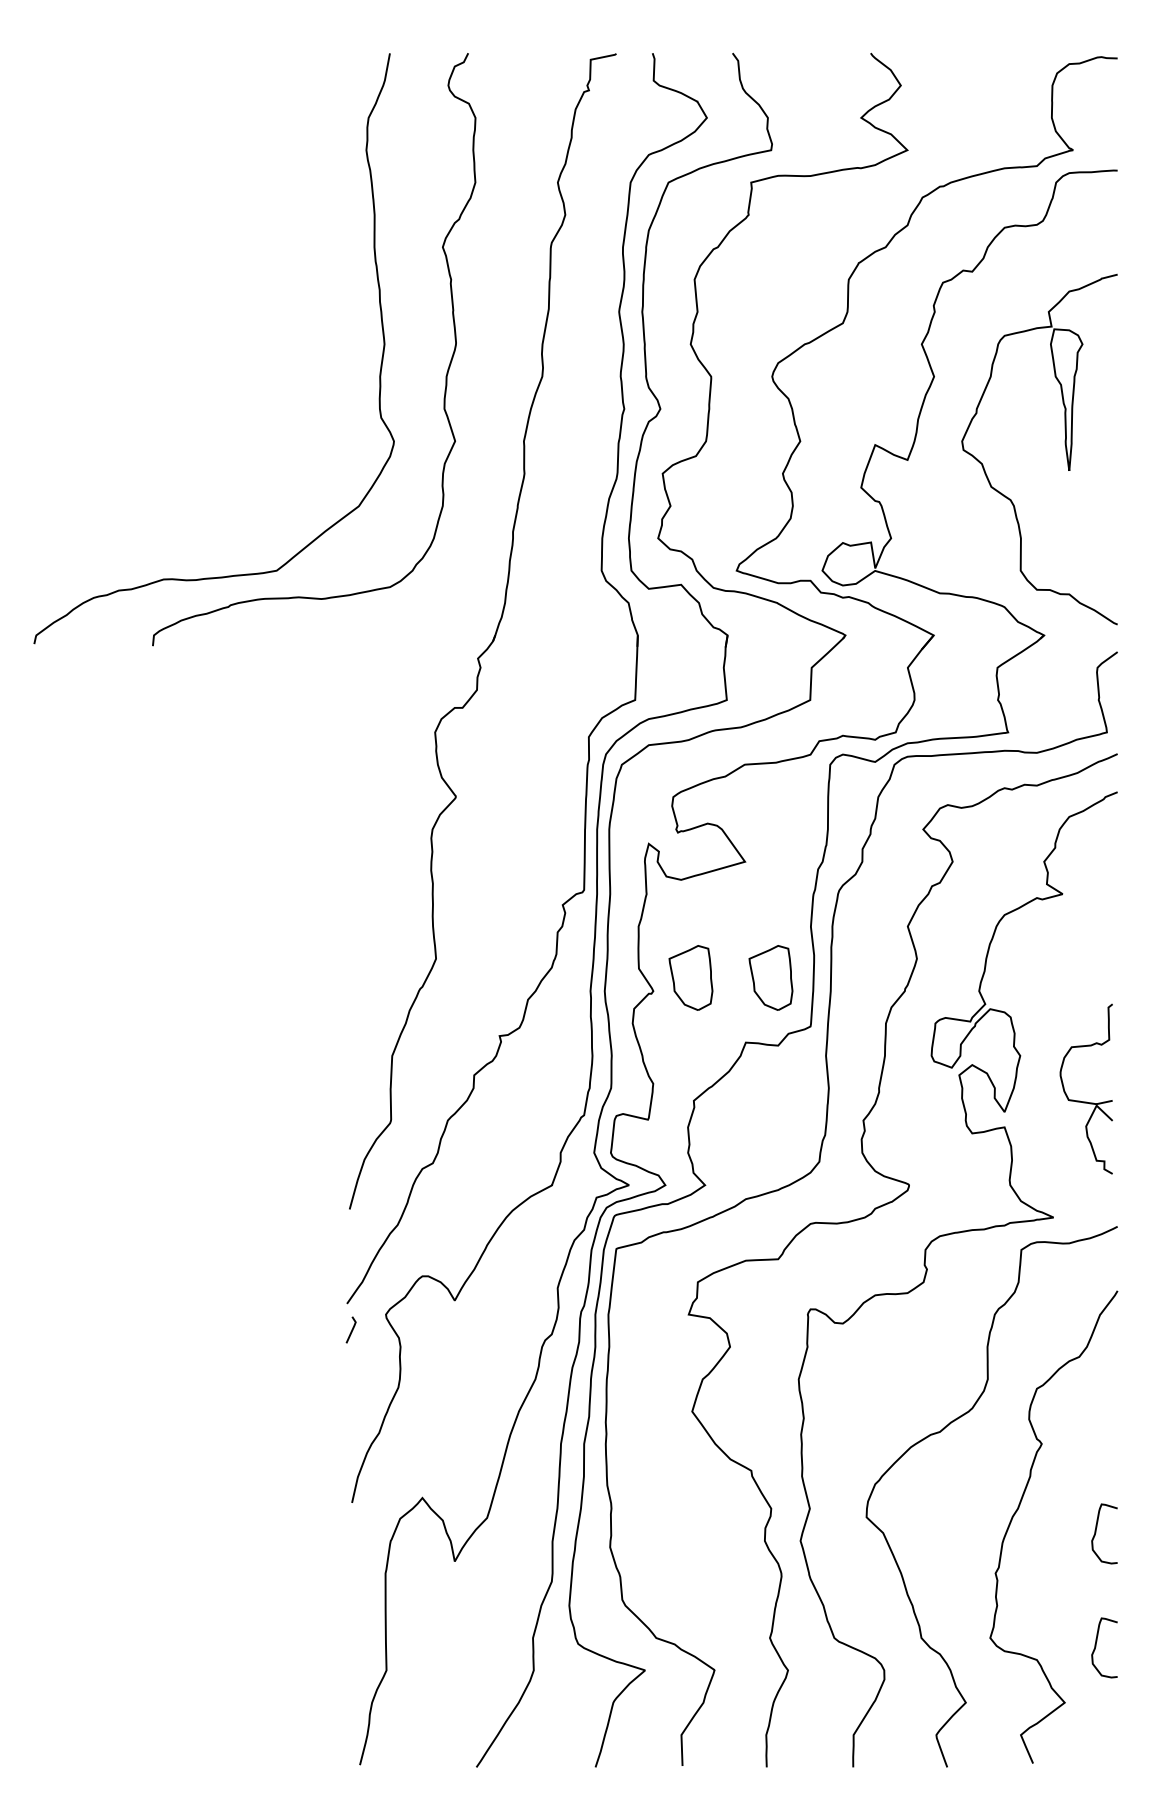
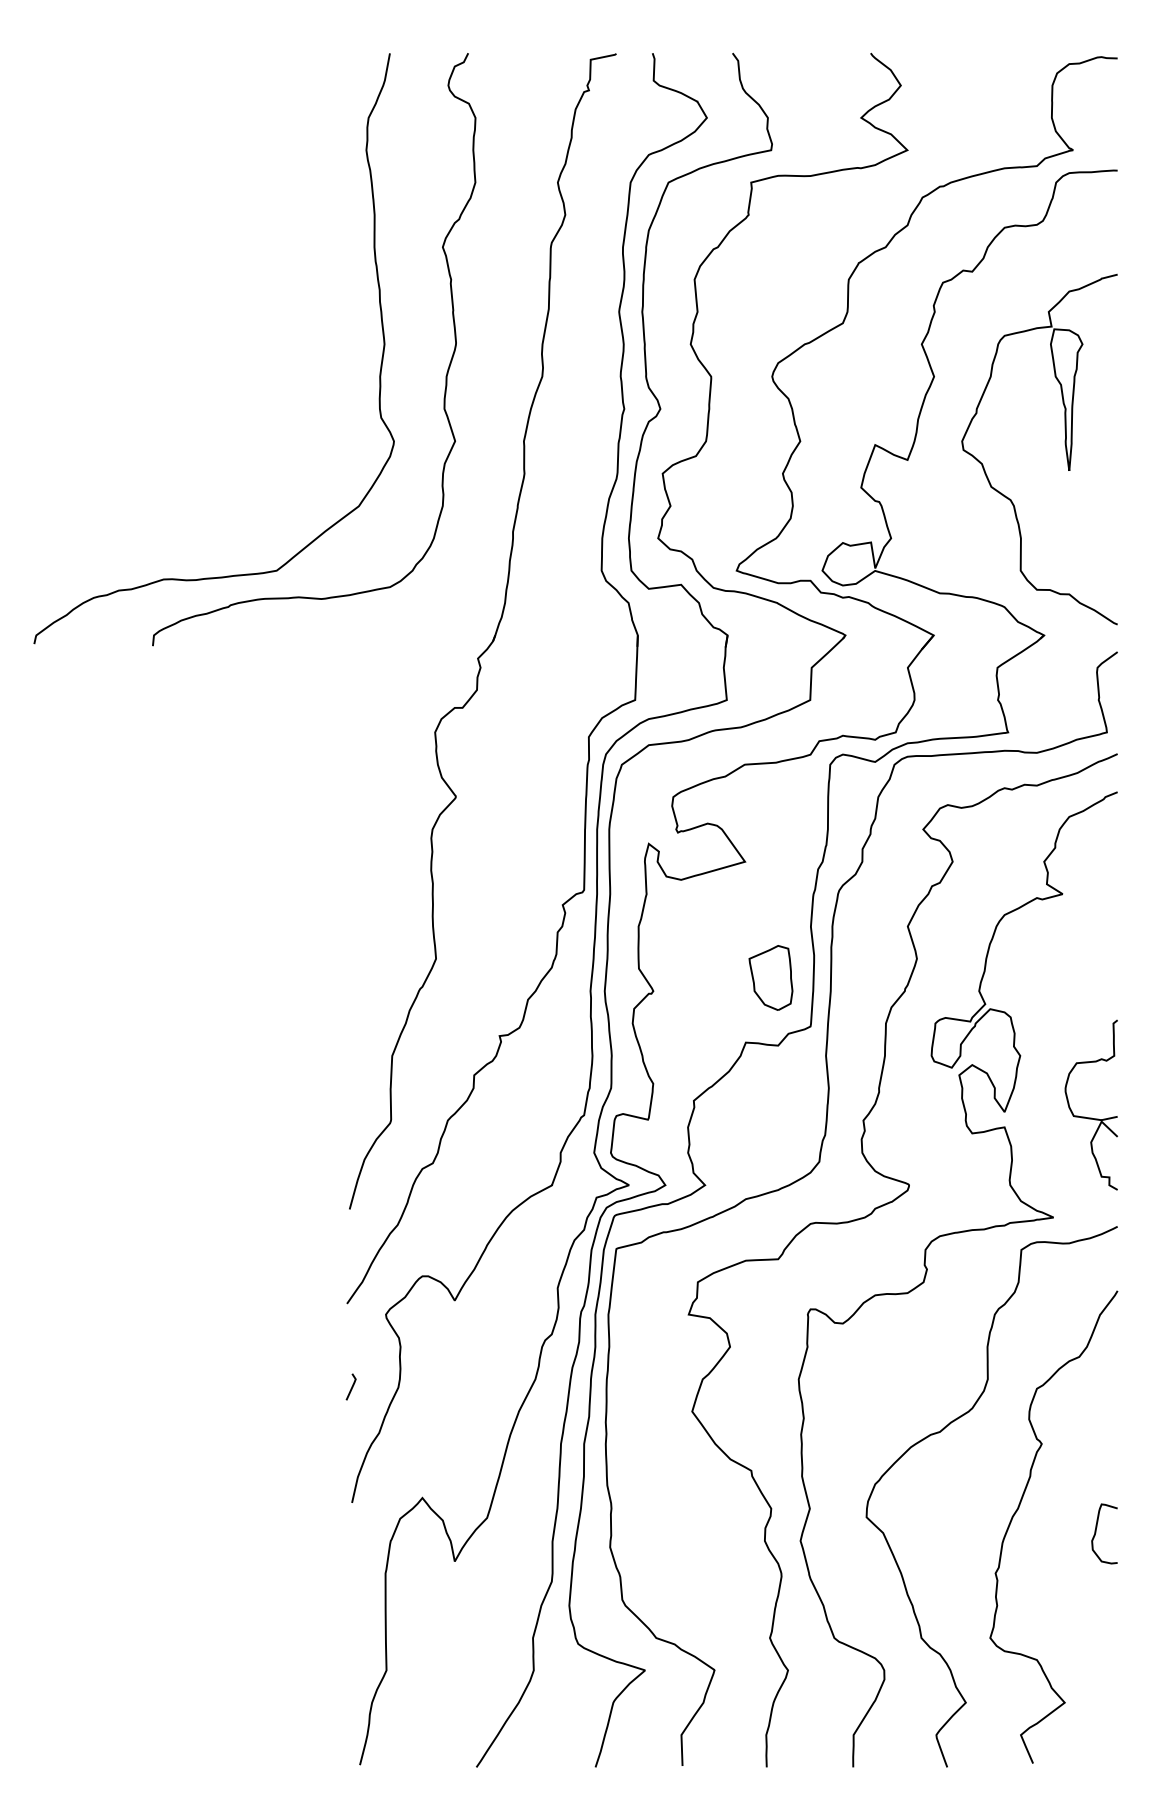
part: present -> none (690, 977)
part position: (1080, 1100) -> (1085, 1116) (1085, 1116)
line position: (351, 1329) -> (351, 1386) (351, 1386)
curve: present -> none (1096, 1647)
